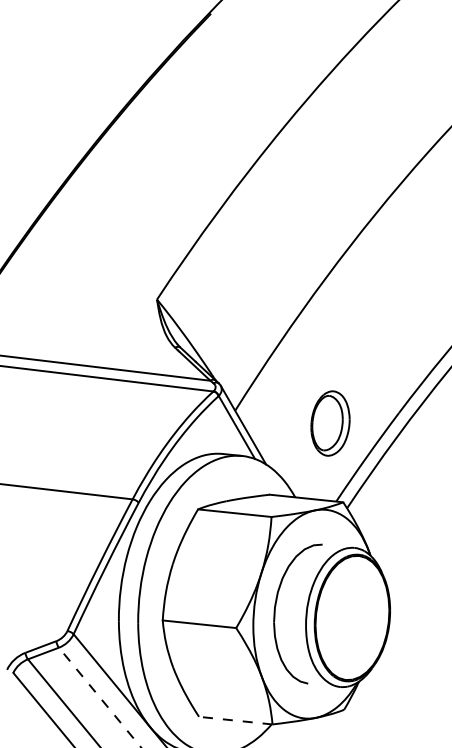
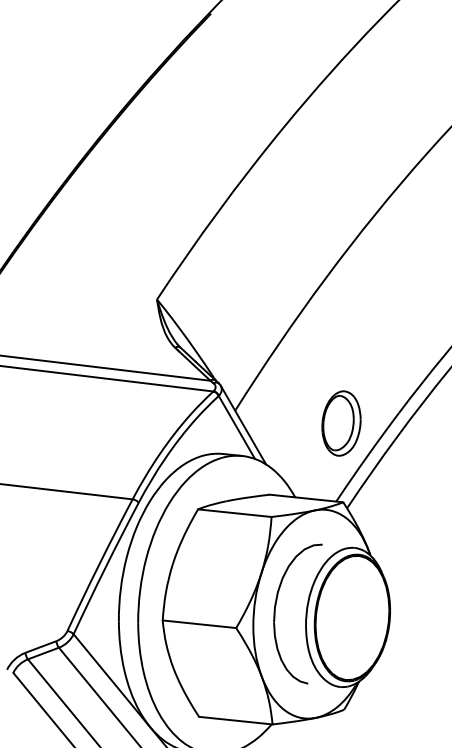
part position: (330, 423) -> (341, 423) (341, 423)
line: dashed -> solid (100, 697)
line: dashed -> solid (235, 720)
